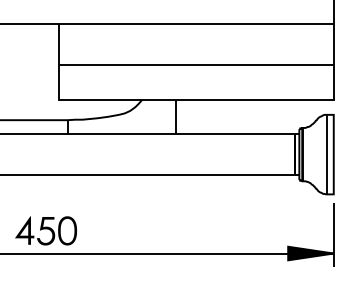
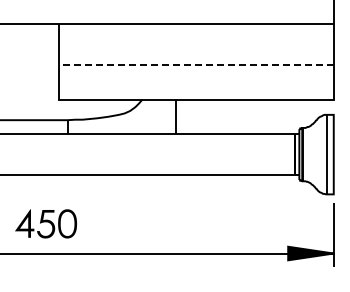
line: solid -> dashed (195, 65)
part position: (45, 230) -> (45, 223) (45, 223)
